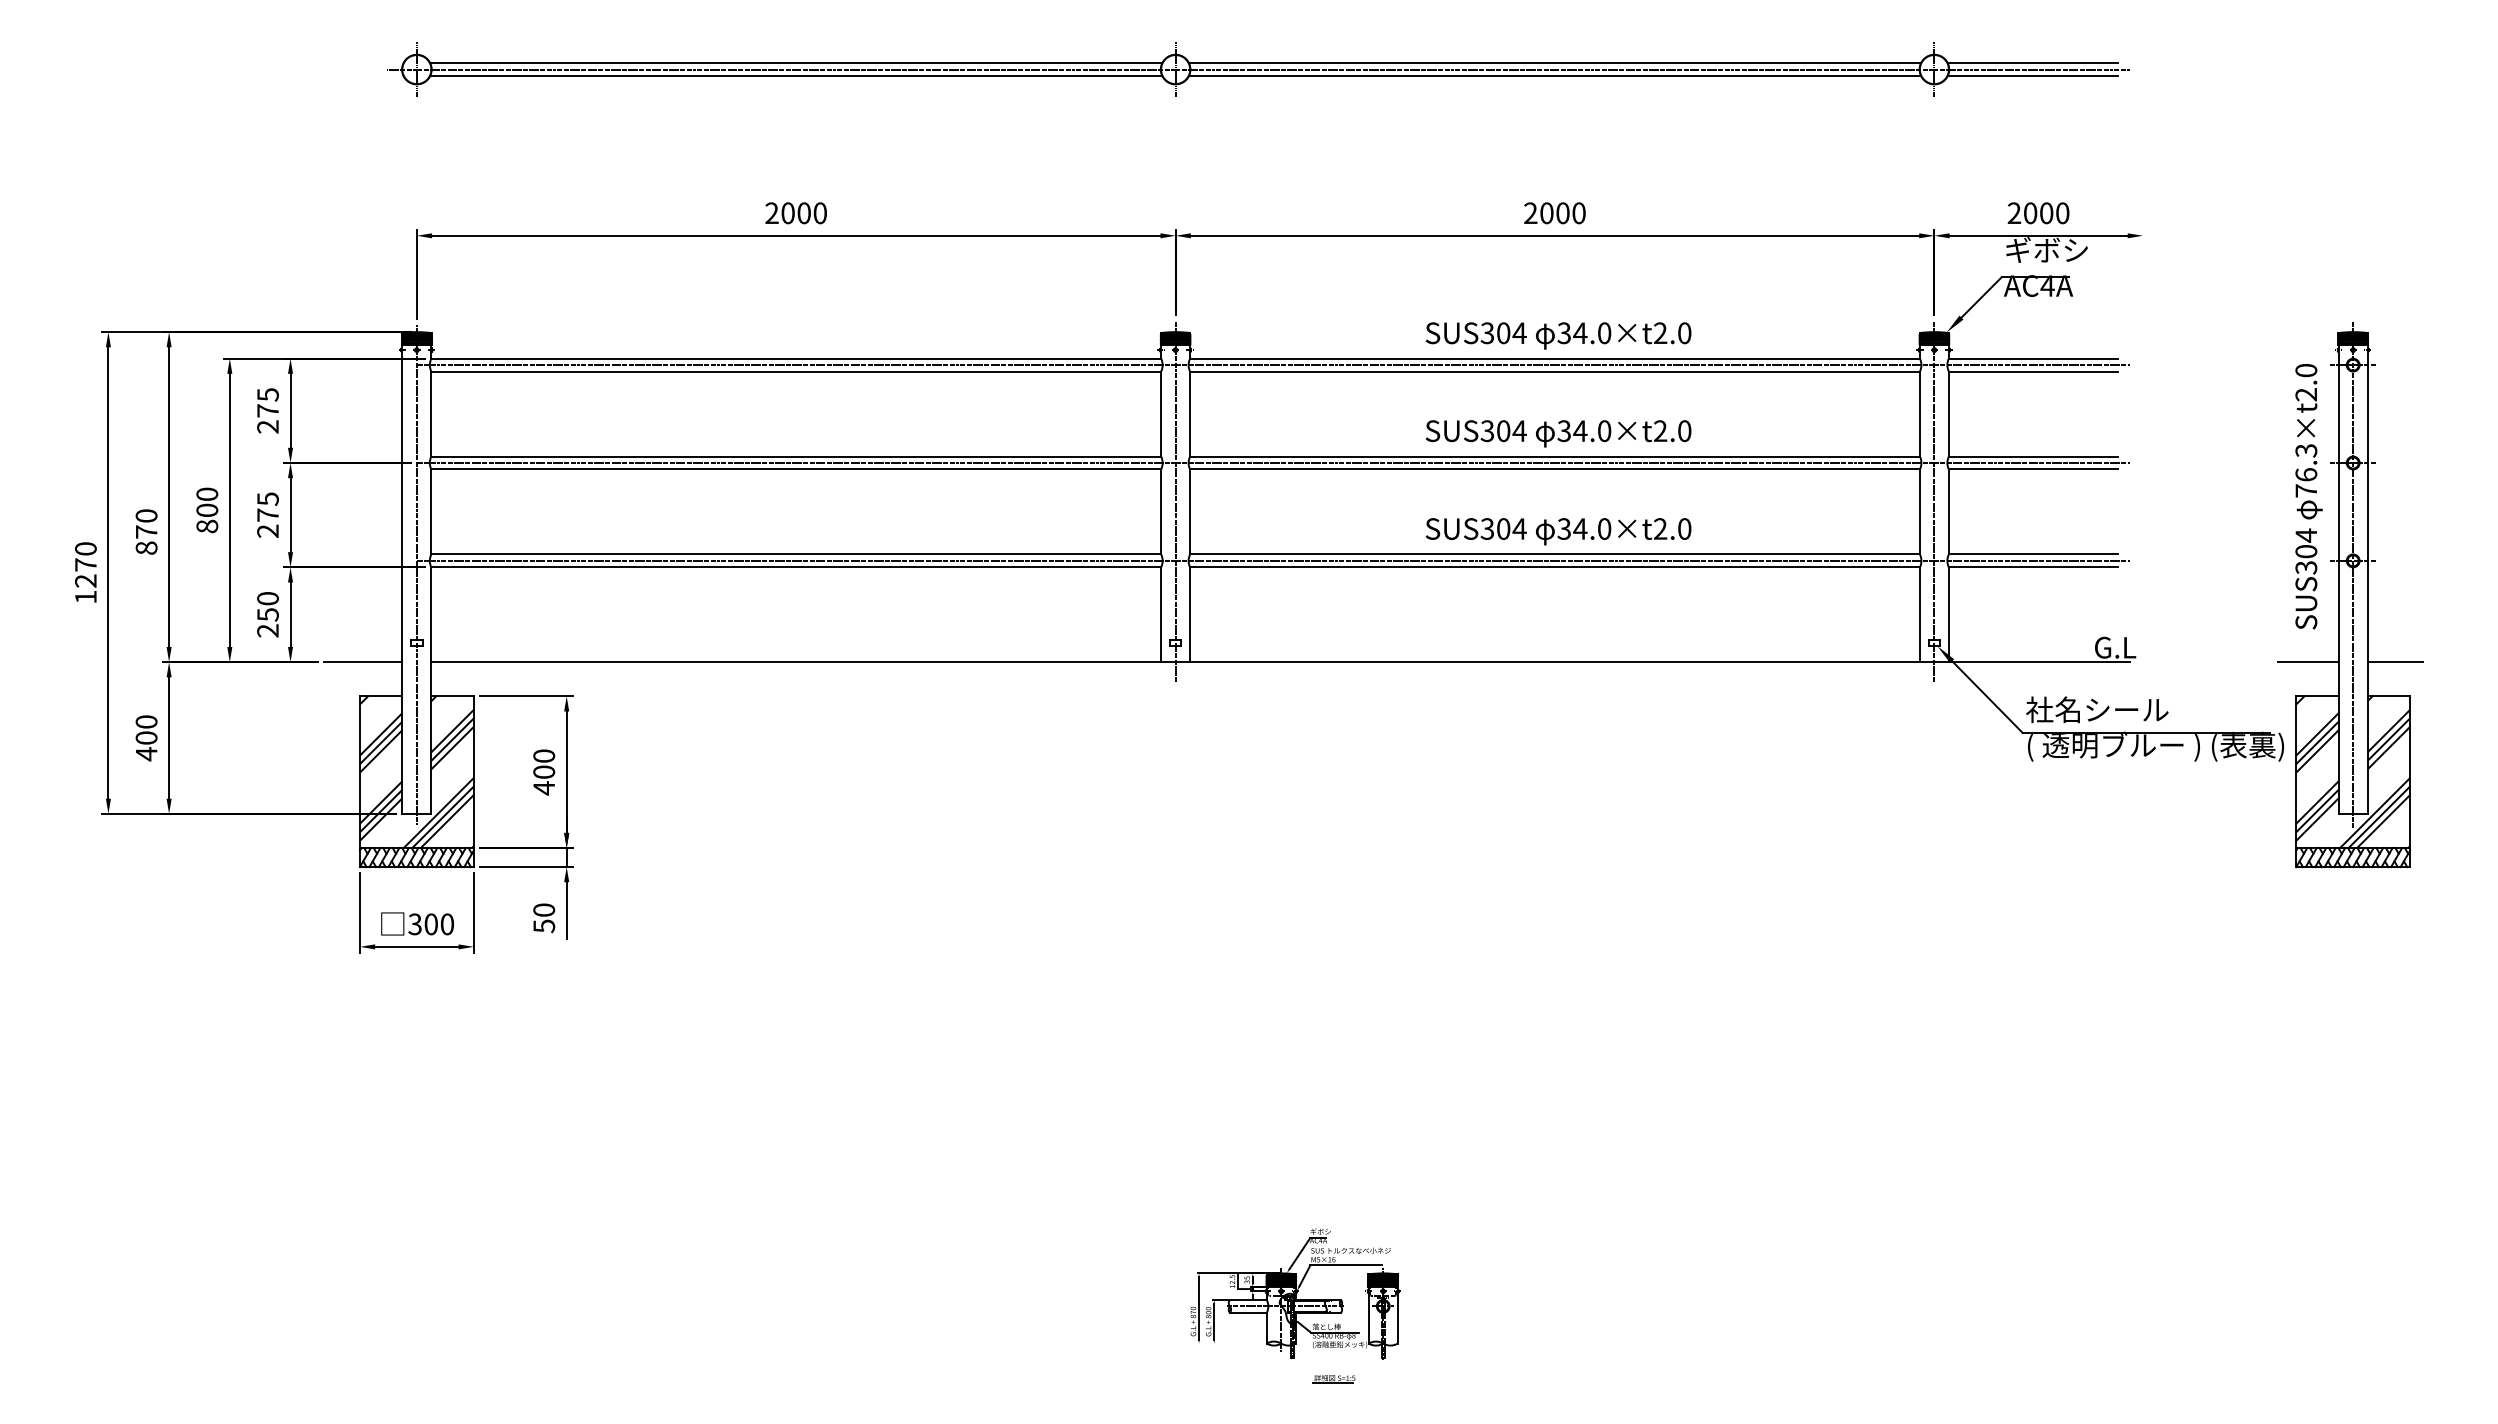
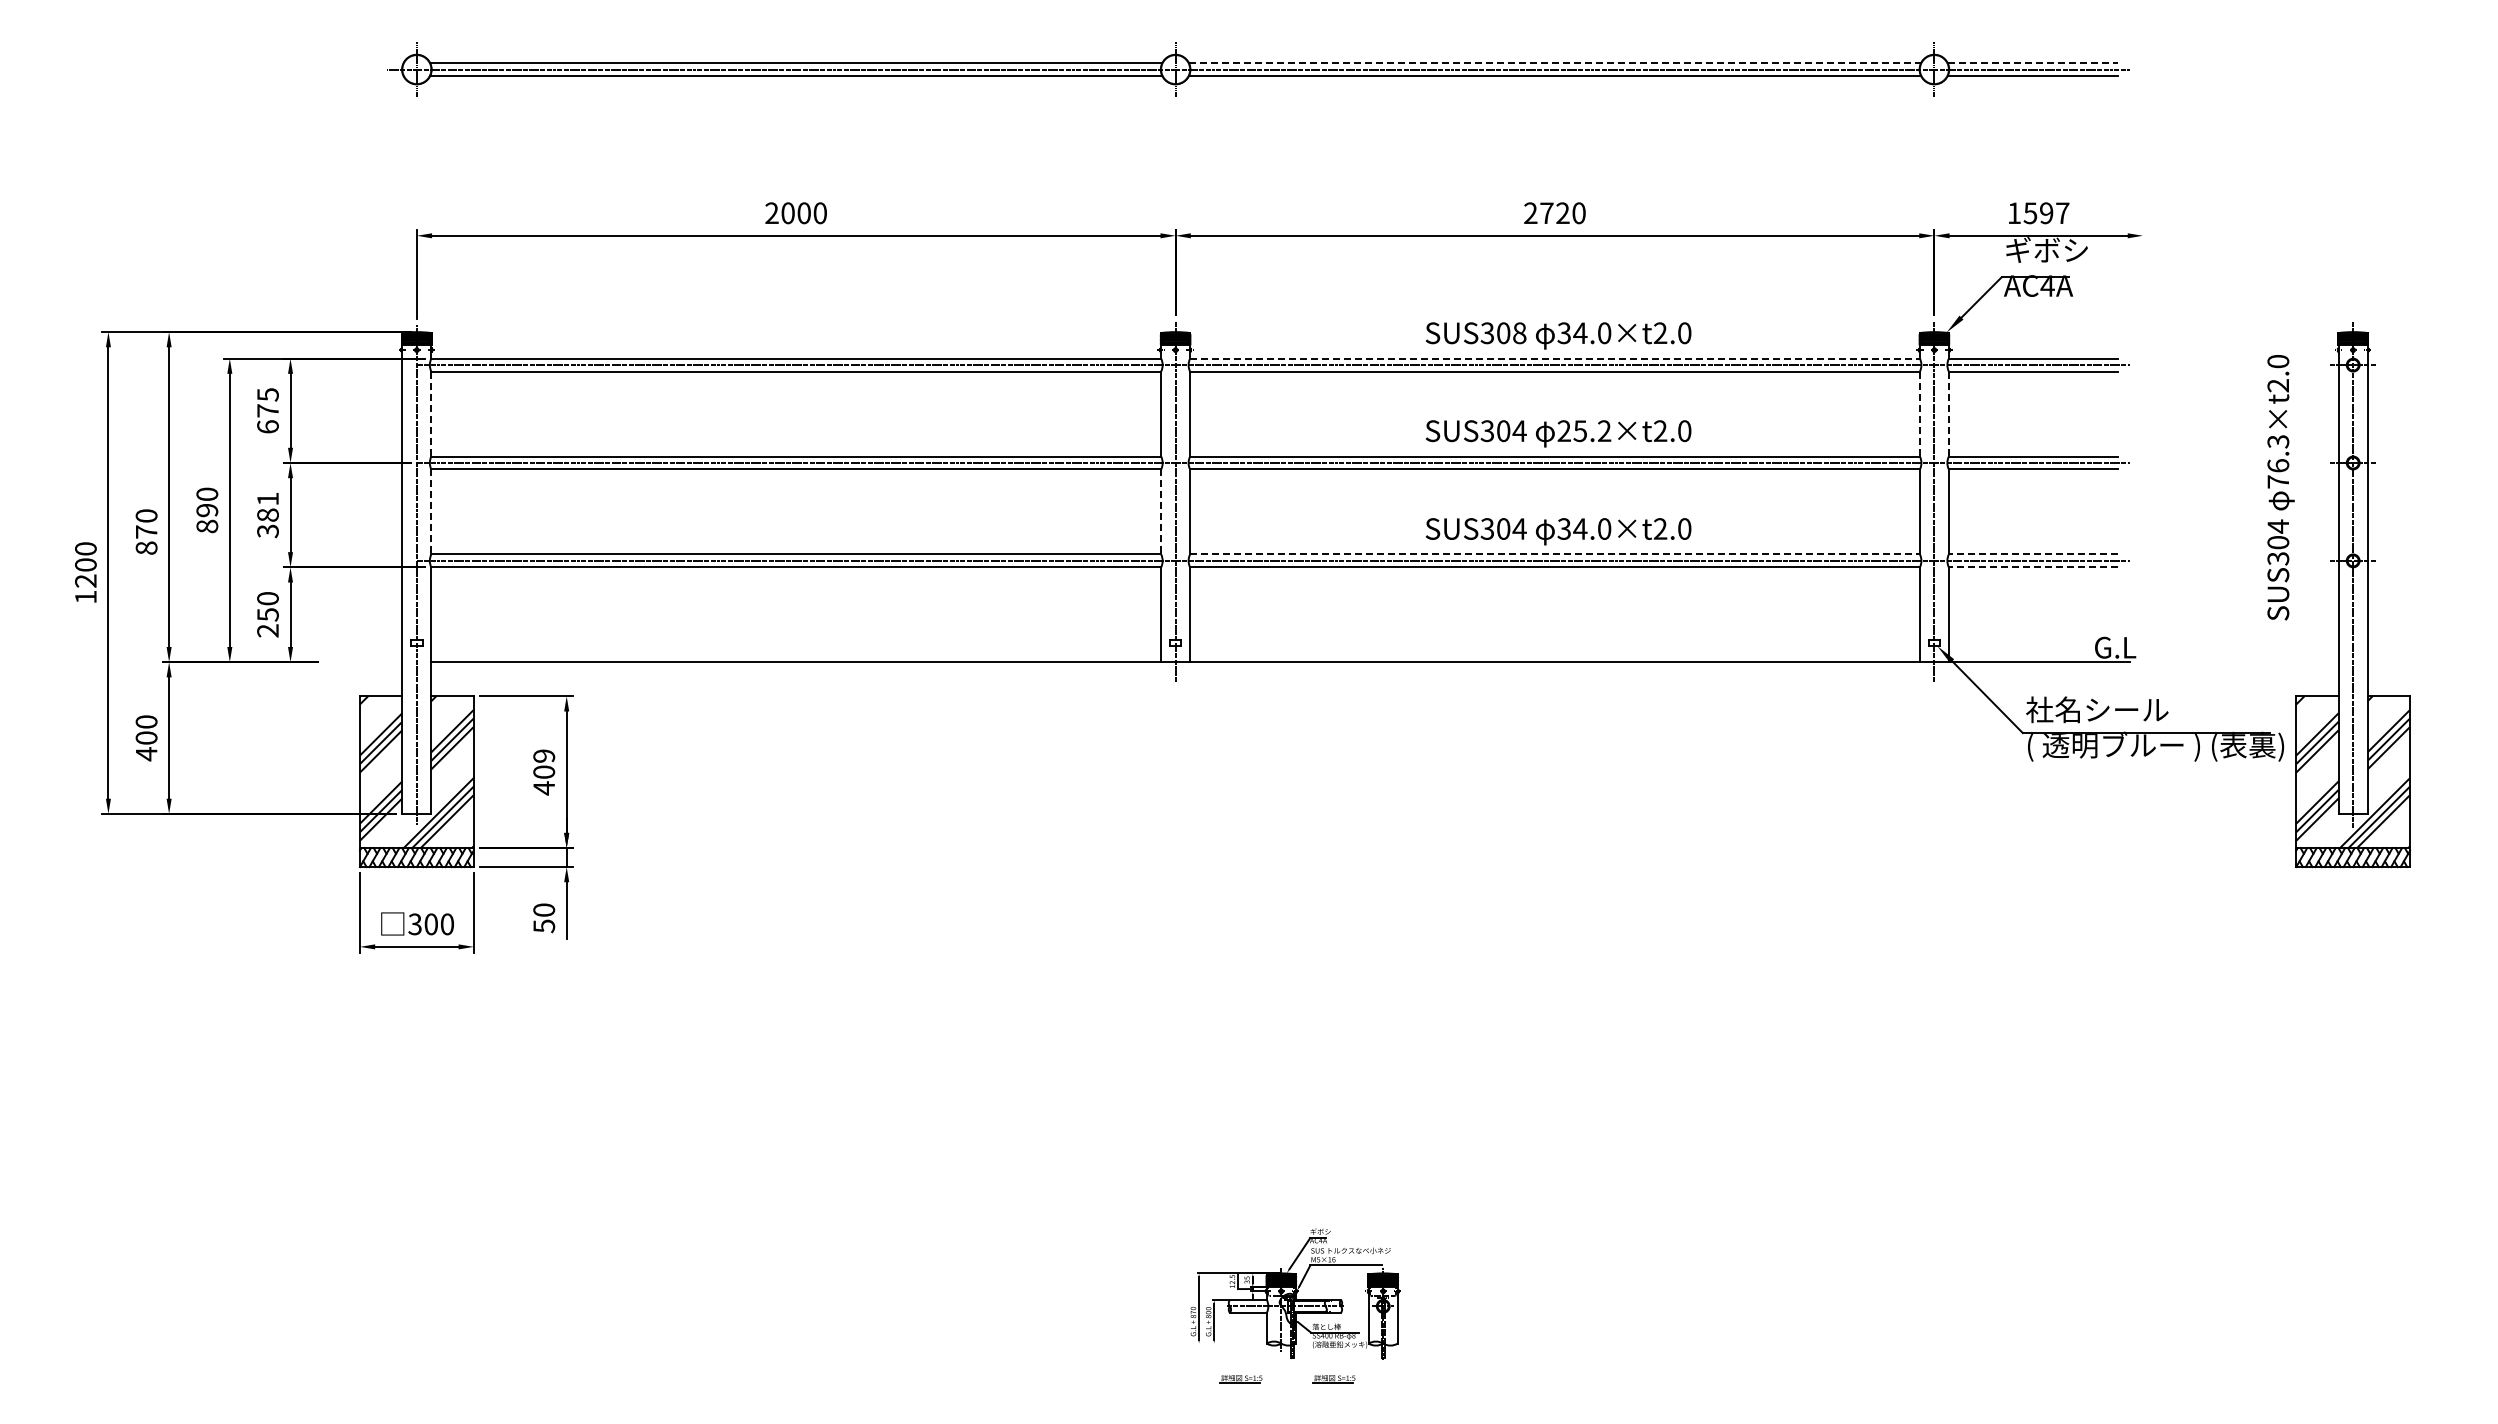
line: solid -> dashed (1555, 63)
line: solid -> dashed (2032, 63)
text: 2000 -> 2720 (1554, 213)
text: 2000 -> 1597 (2038, 213)
text: SUS304 -> SUS308 (1519, 333)
line: solid -> dashed (1555, 358)
line: solid -> dashed (431, 414)
line: solid -> dashed (1919, 414)
line: solid -> dashed (1948, 414)
text: 275 -> 675 (267, 426)
text: 34.0×t2.0 -> 25.2×t2.0 (1584, 431)
text position: (2308, 496) -> (2280, 487) (2280, 487)
text: 800 -> 890 (207, 510)
line: solid -> dashed (431, 512)
line: solid -> dashed (1161, 512)
text: 275 -> 381 (267, 515)
line: solid -> dashed (1555, 554)
line: solid -> dashed (2032, 554)
text: 1270 -> 1200 (85, 564)
line: solid -> dashed (2032, 567)
line: present -> none (362, 662)
line: present -> none (2308, 662)
line: present -> none (2395, 662)
text: 400 -> 409 (544, 755)
part: none -> present (1240, 1379)
